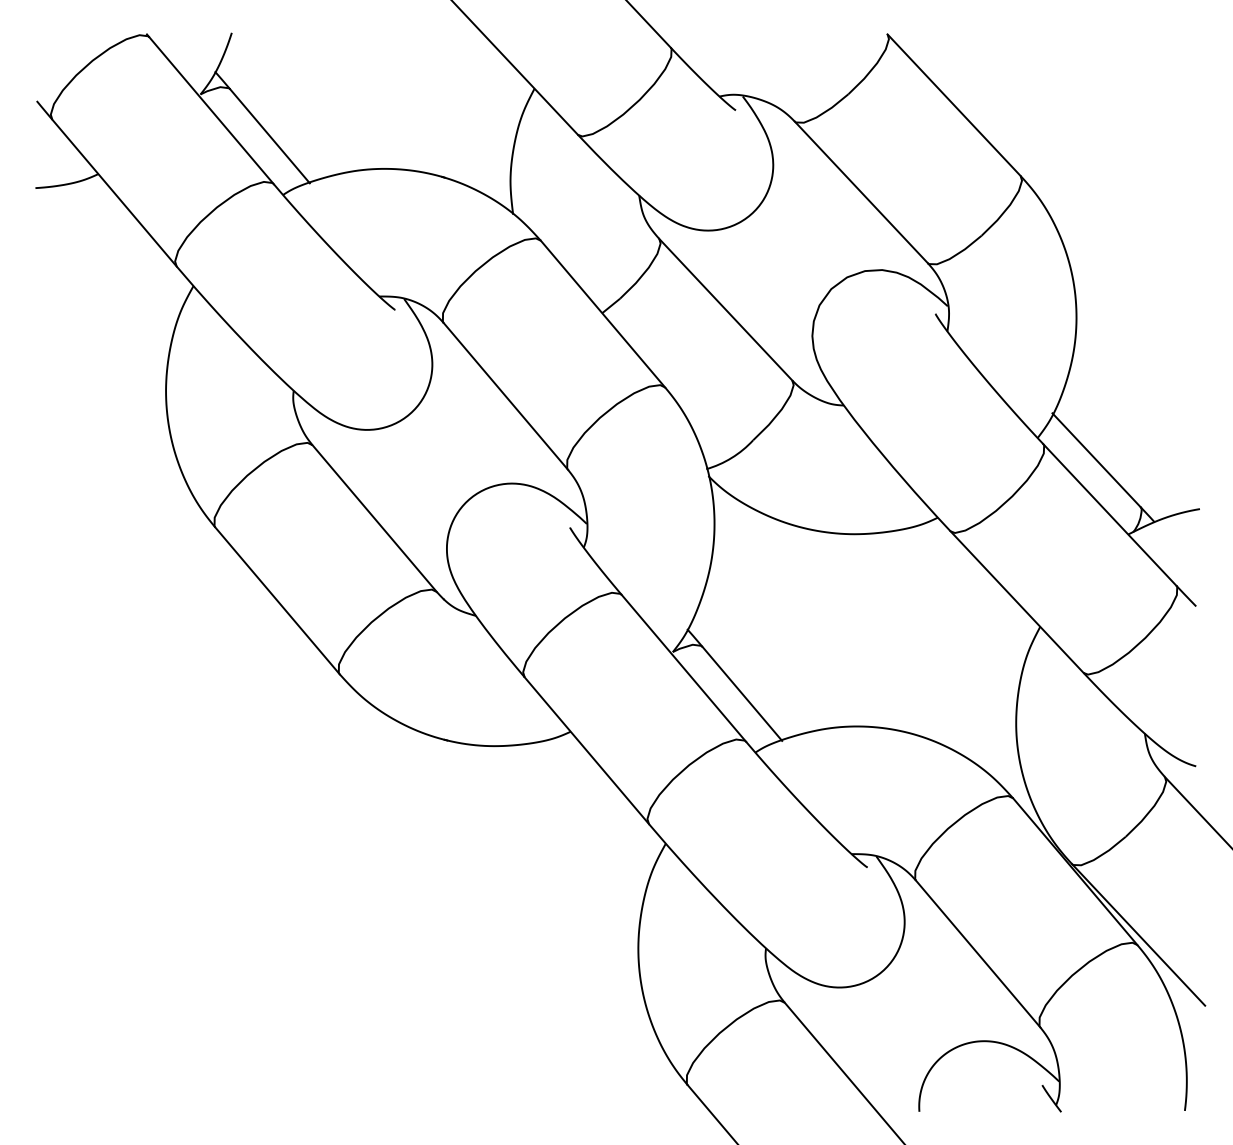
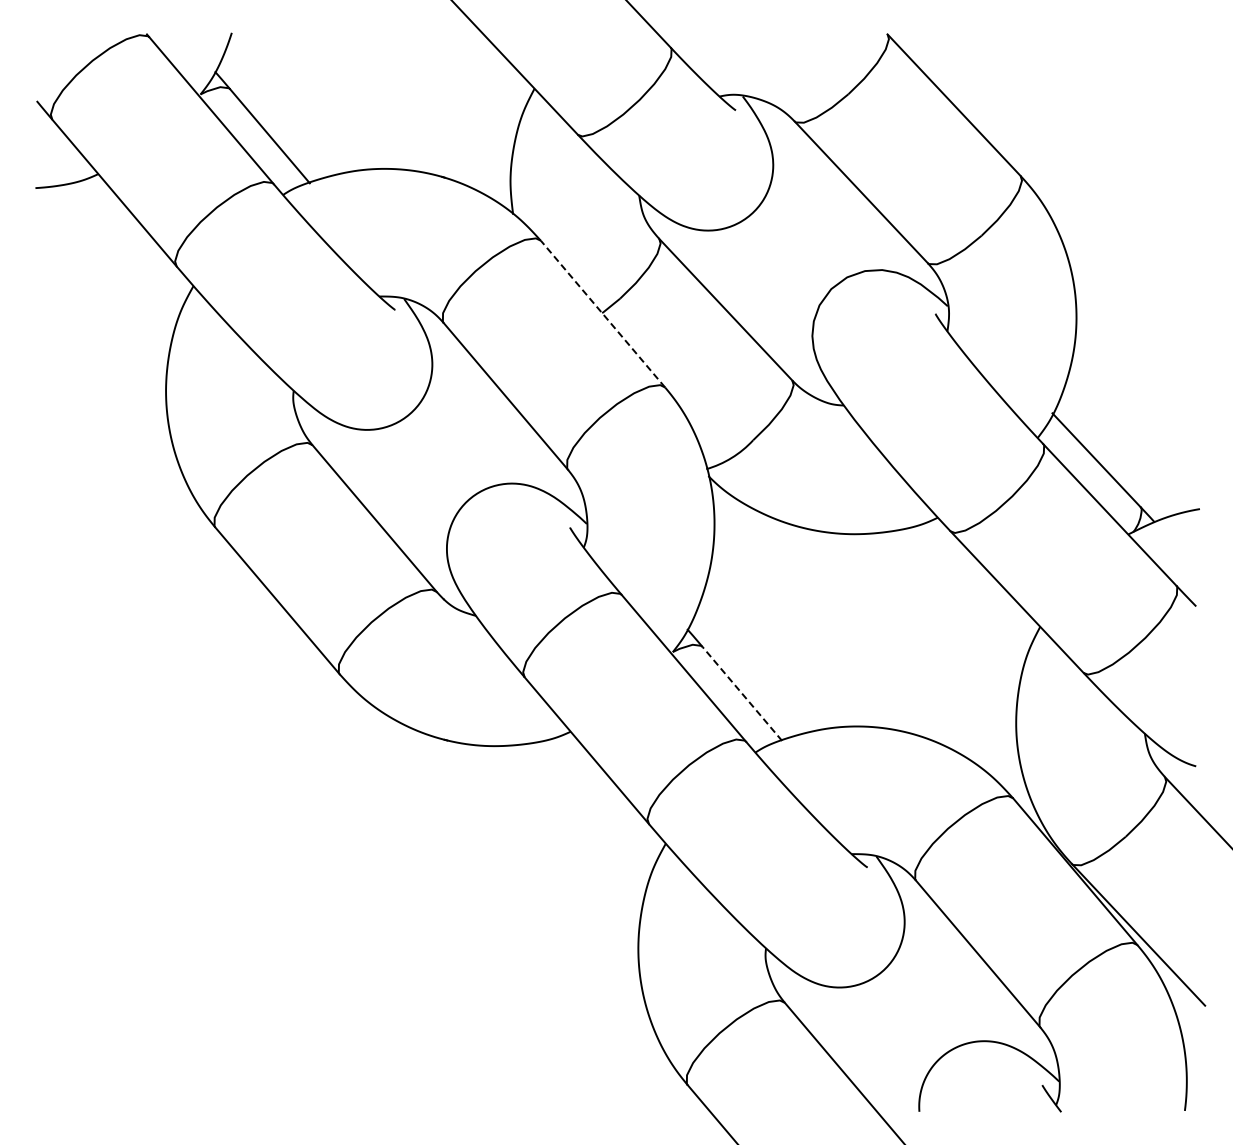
line: solid -> dashed (602, 313)
line: solid -> dashed (742, 693)
